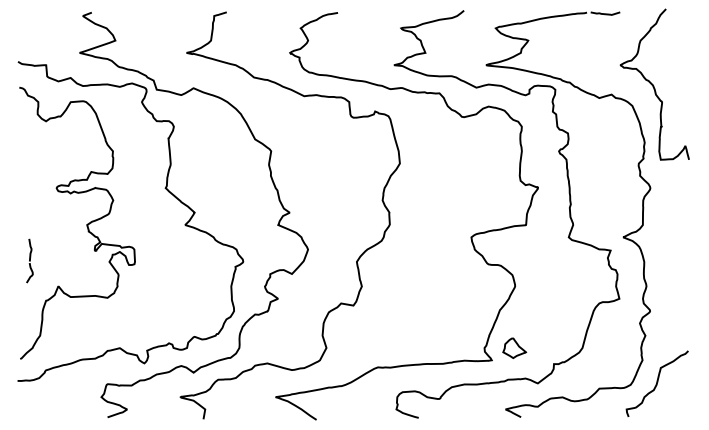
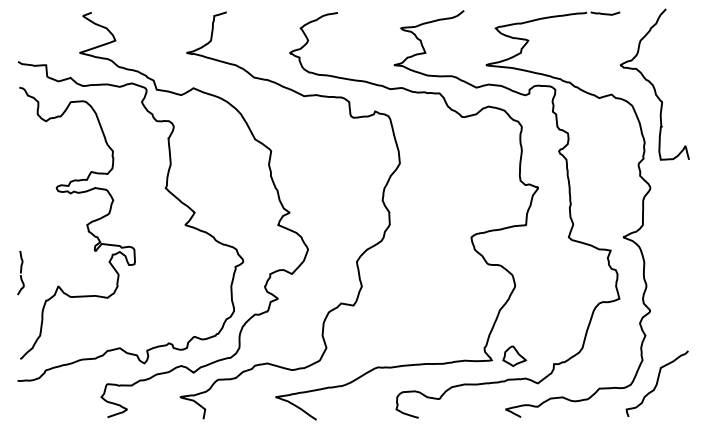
part position: (29, 260) -> (20, 272) (20, 272)
part position: (514, 347) -> (514, 355) (514, 355)
